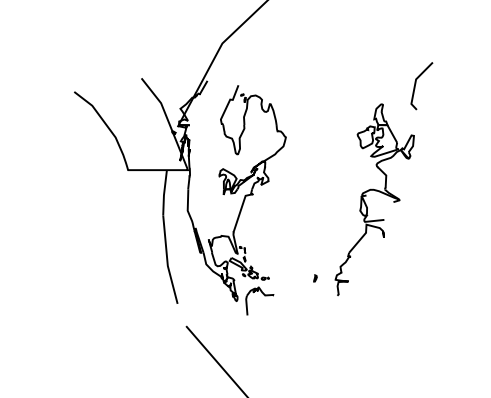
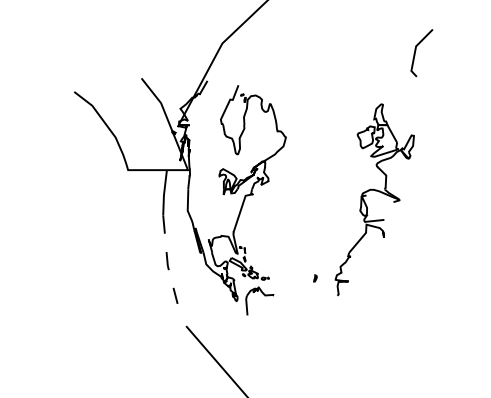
curve position: (416, 84) -> (416, 51) (416, 51)
line: solid -> dashed (167, 261)
